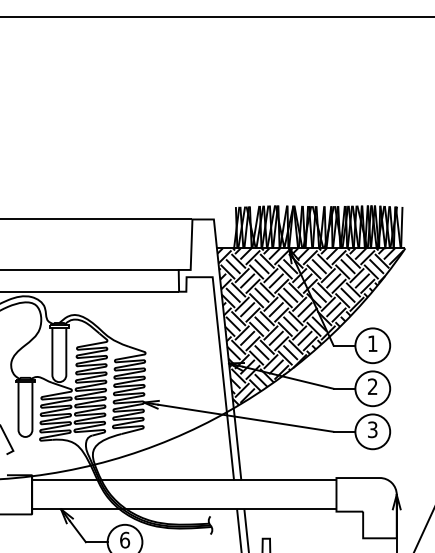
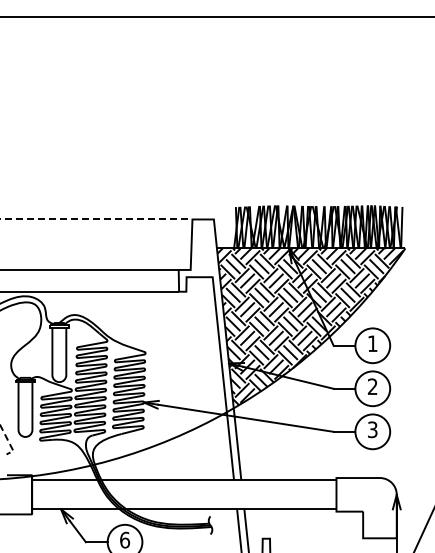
line: solid -> dashed (96, 219)
line: solid -> dashed (8, 442)
